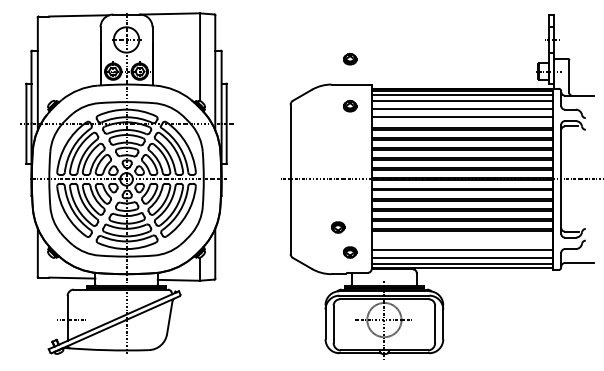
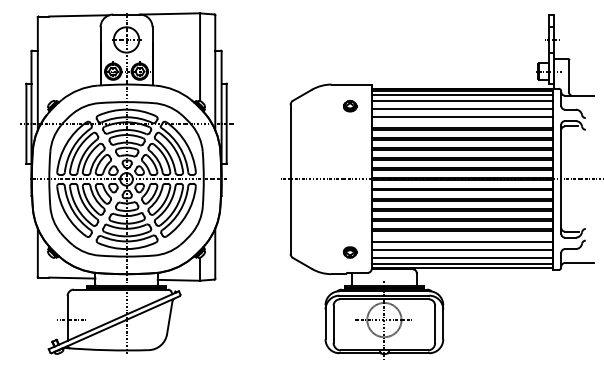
part: present -> none (350, 59)
part: present -> none (338, 227)
line: none -> present (461, 241)
